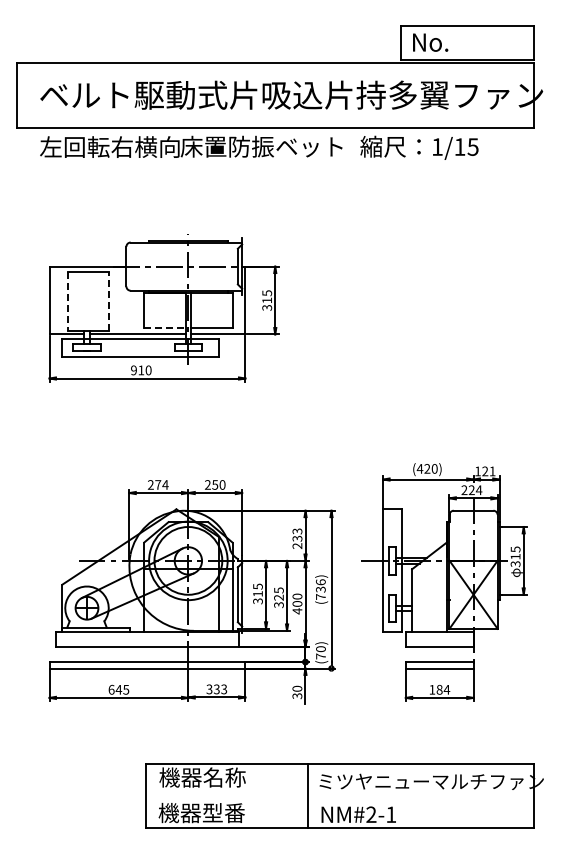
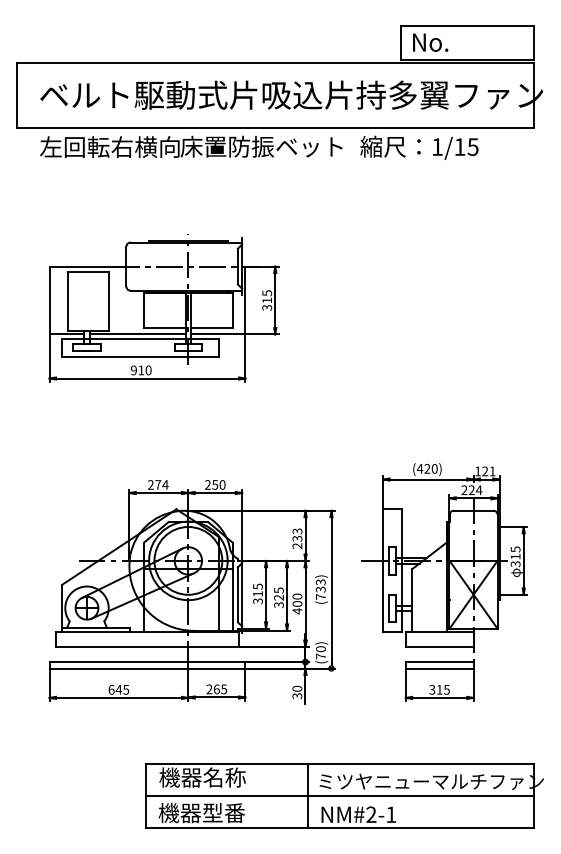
line: dashed -> solid (108, 301)
line: dashed -> solid (67, 302)
line: dashed -> solid (165, 327)
text: (736) -> (733) (320, 582)
text: 333 -> 265 (216, 689)
text: 184 -> 315 (439, 689)
line: none -> present (339, 796)
